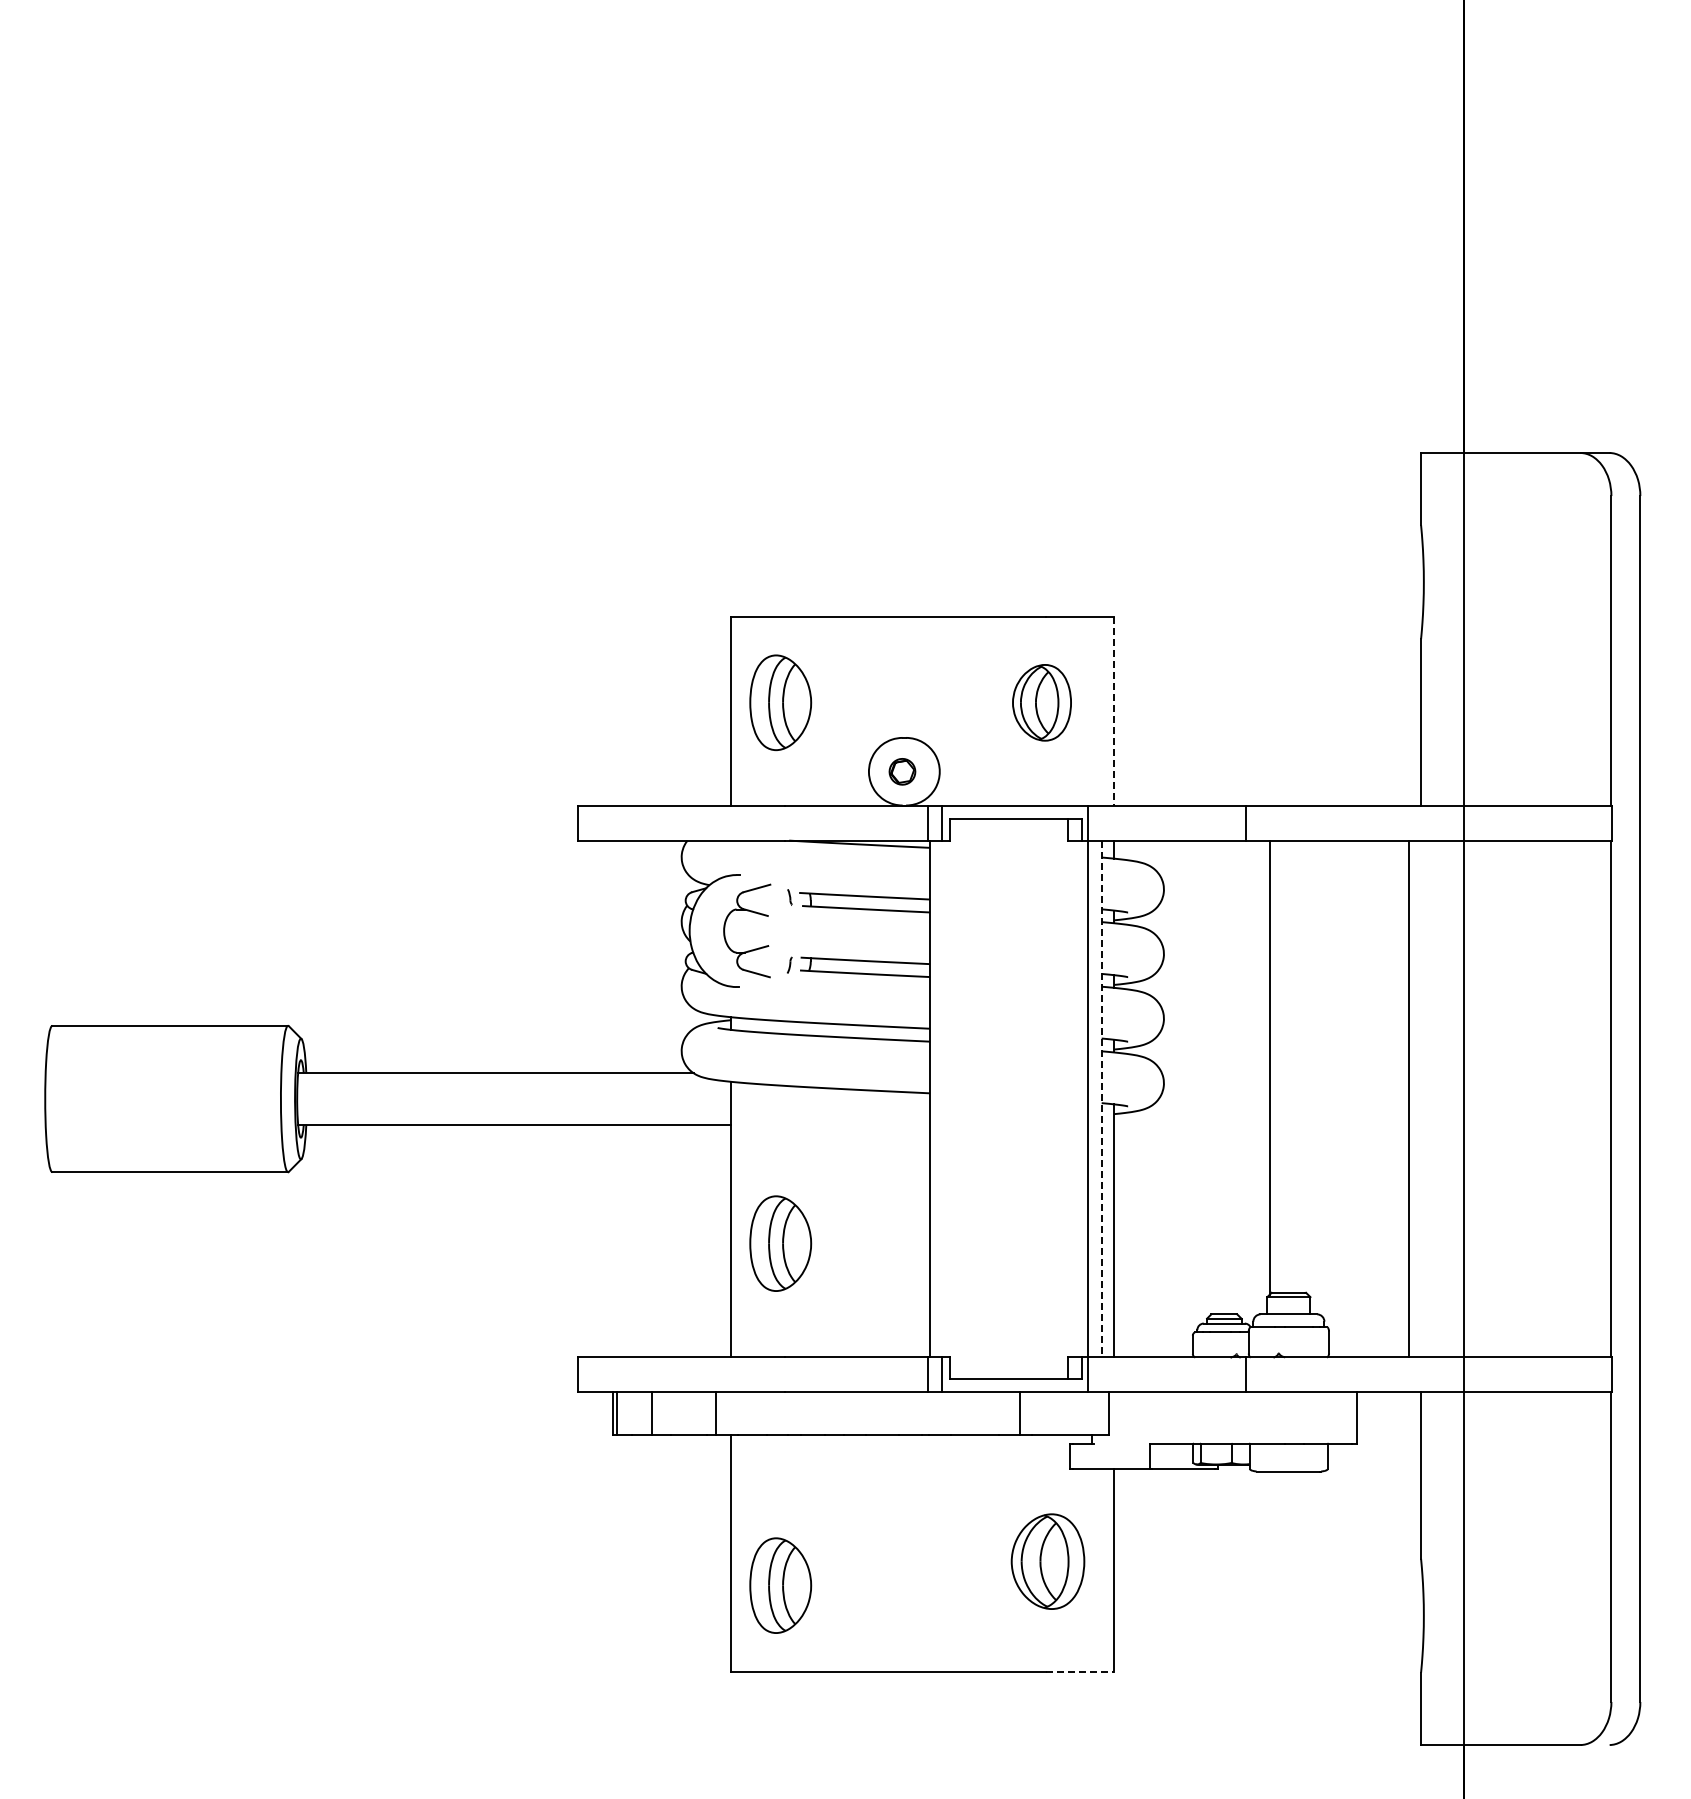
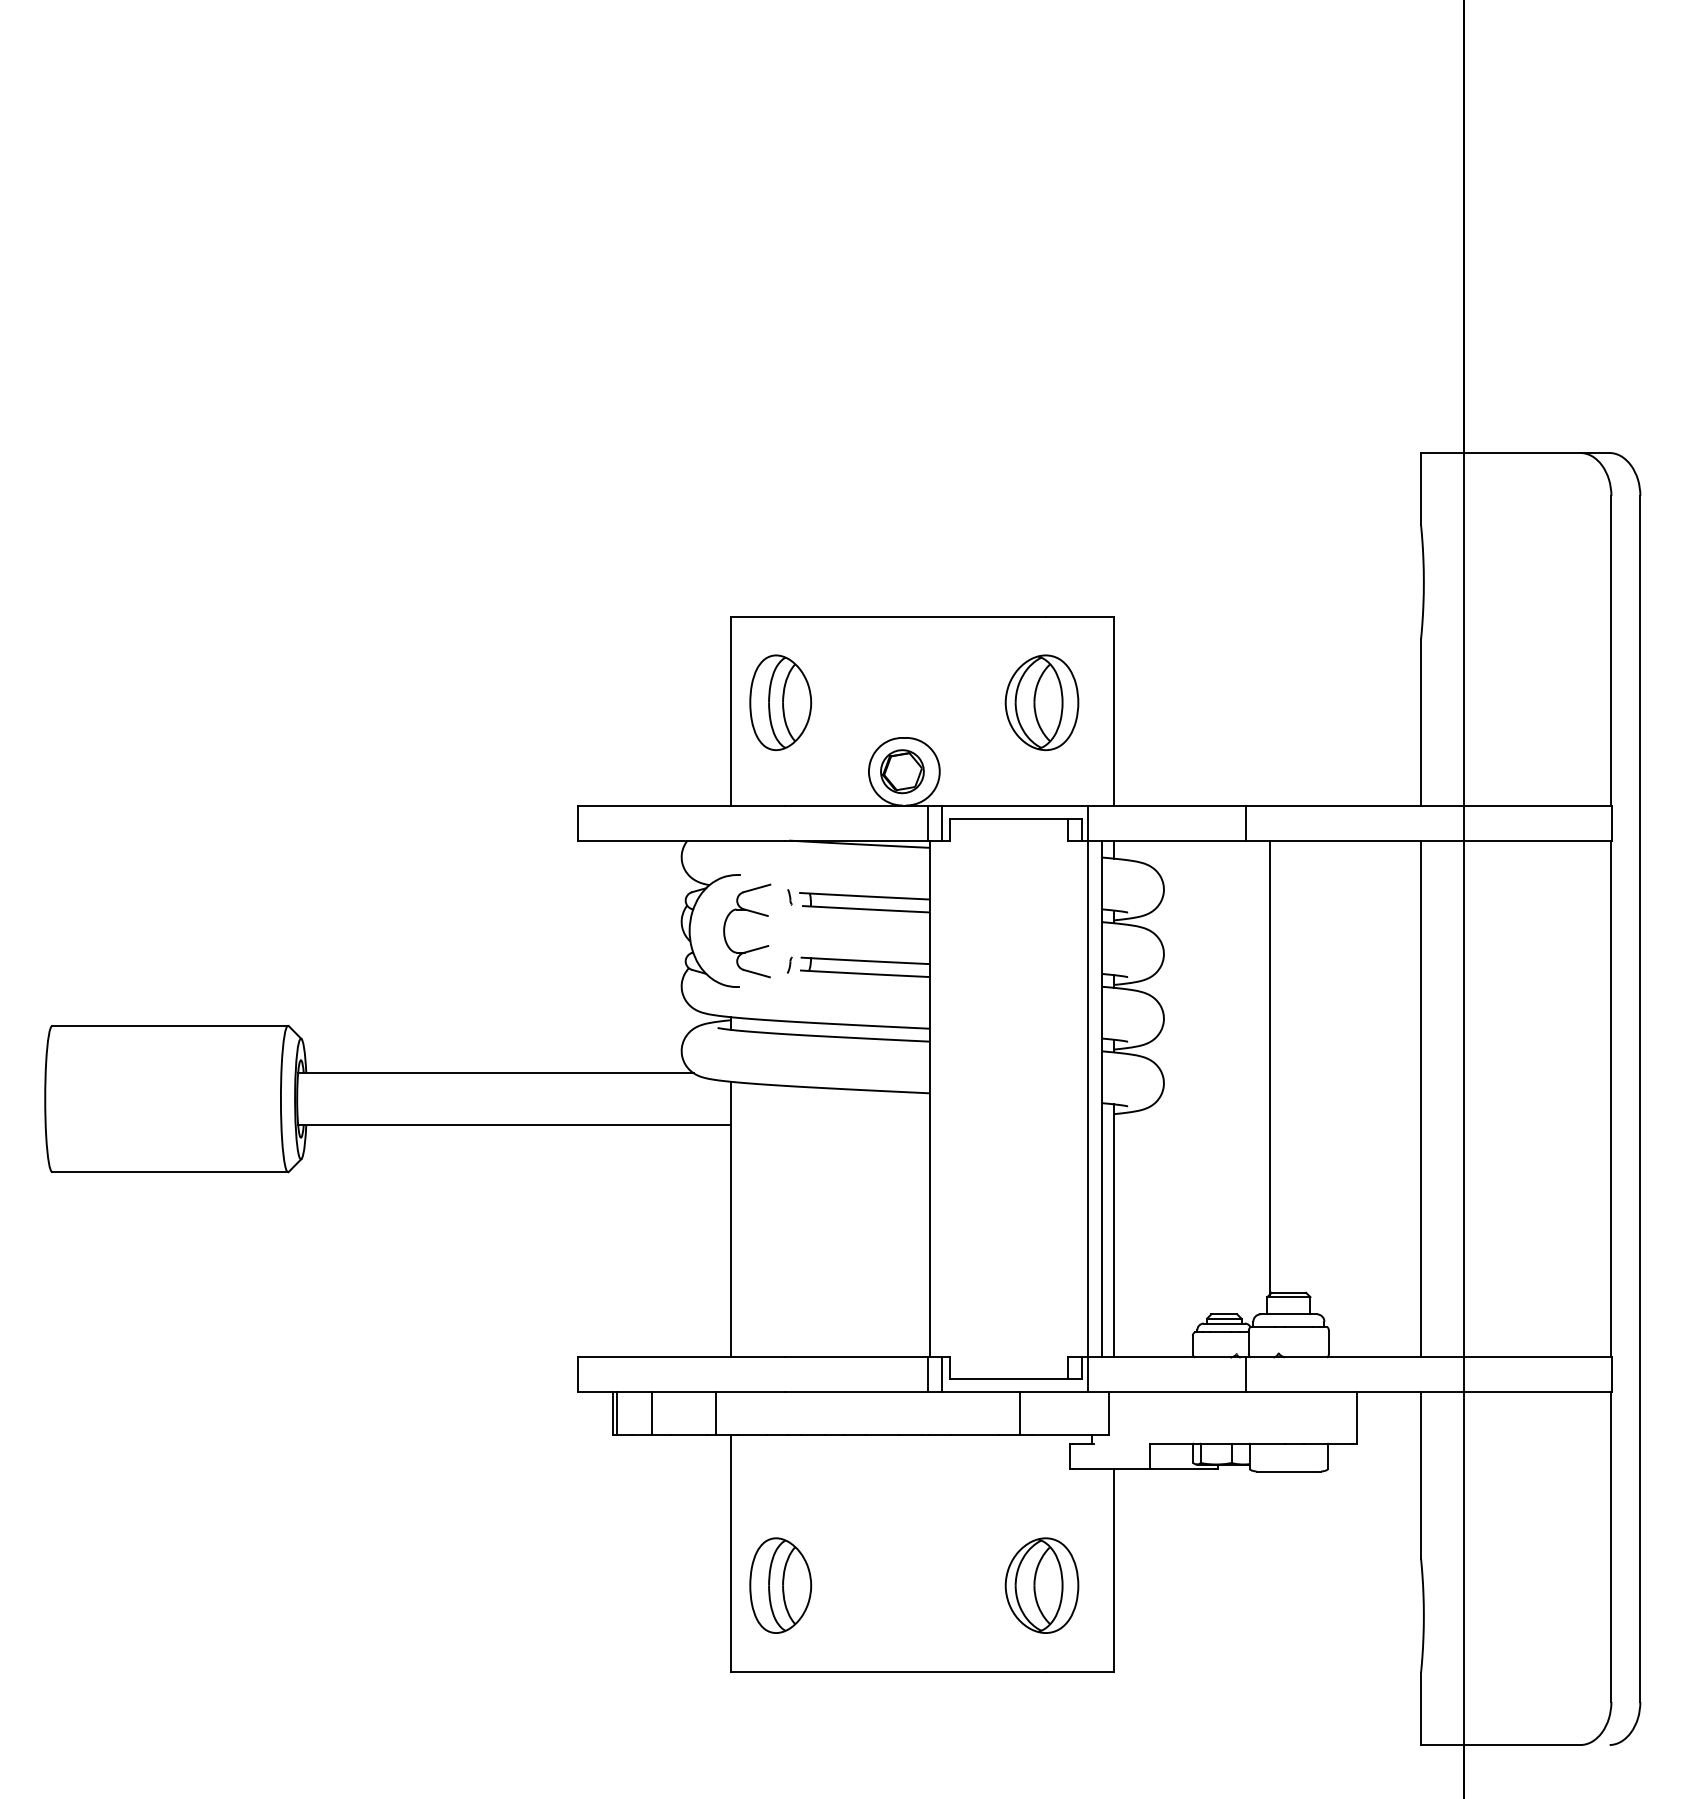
part size: 60x78 px -> 76x98 px (1041, 702)
line: dashed -> solid (1114, 711)
part size: 29x28 px -> 45x46 px (902, 771)
line position: (1409, 1098) -> (1421, 1098) (1421, 1098)
line: dashed -> solid (1101, 1099)
part: present -> none (780, 1243)
part position: (1047, 1561) -> (1041, 1585) (1041, 1585)
line: dashed -> solid (1080, 1671)
